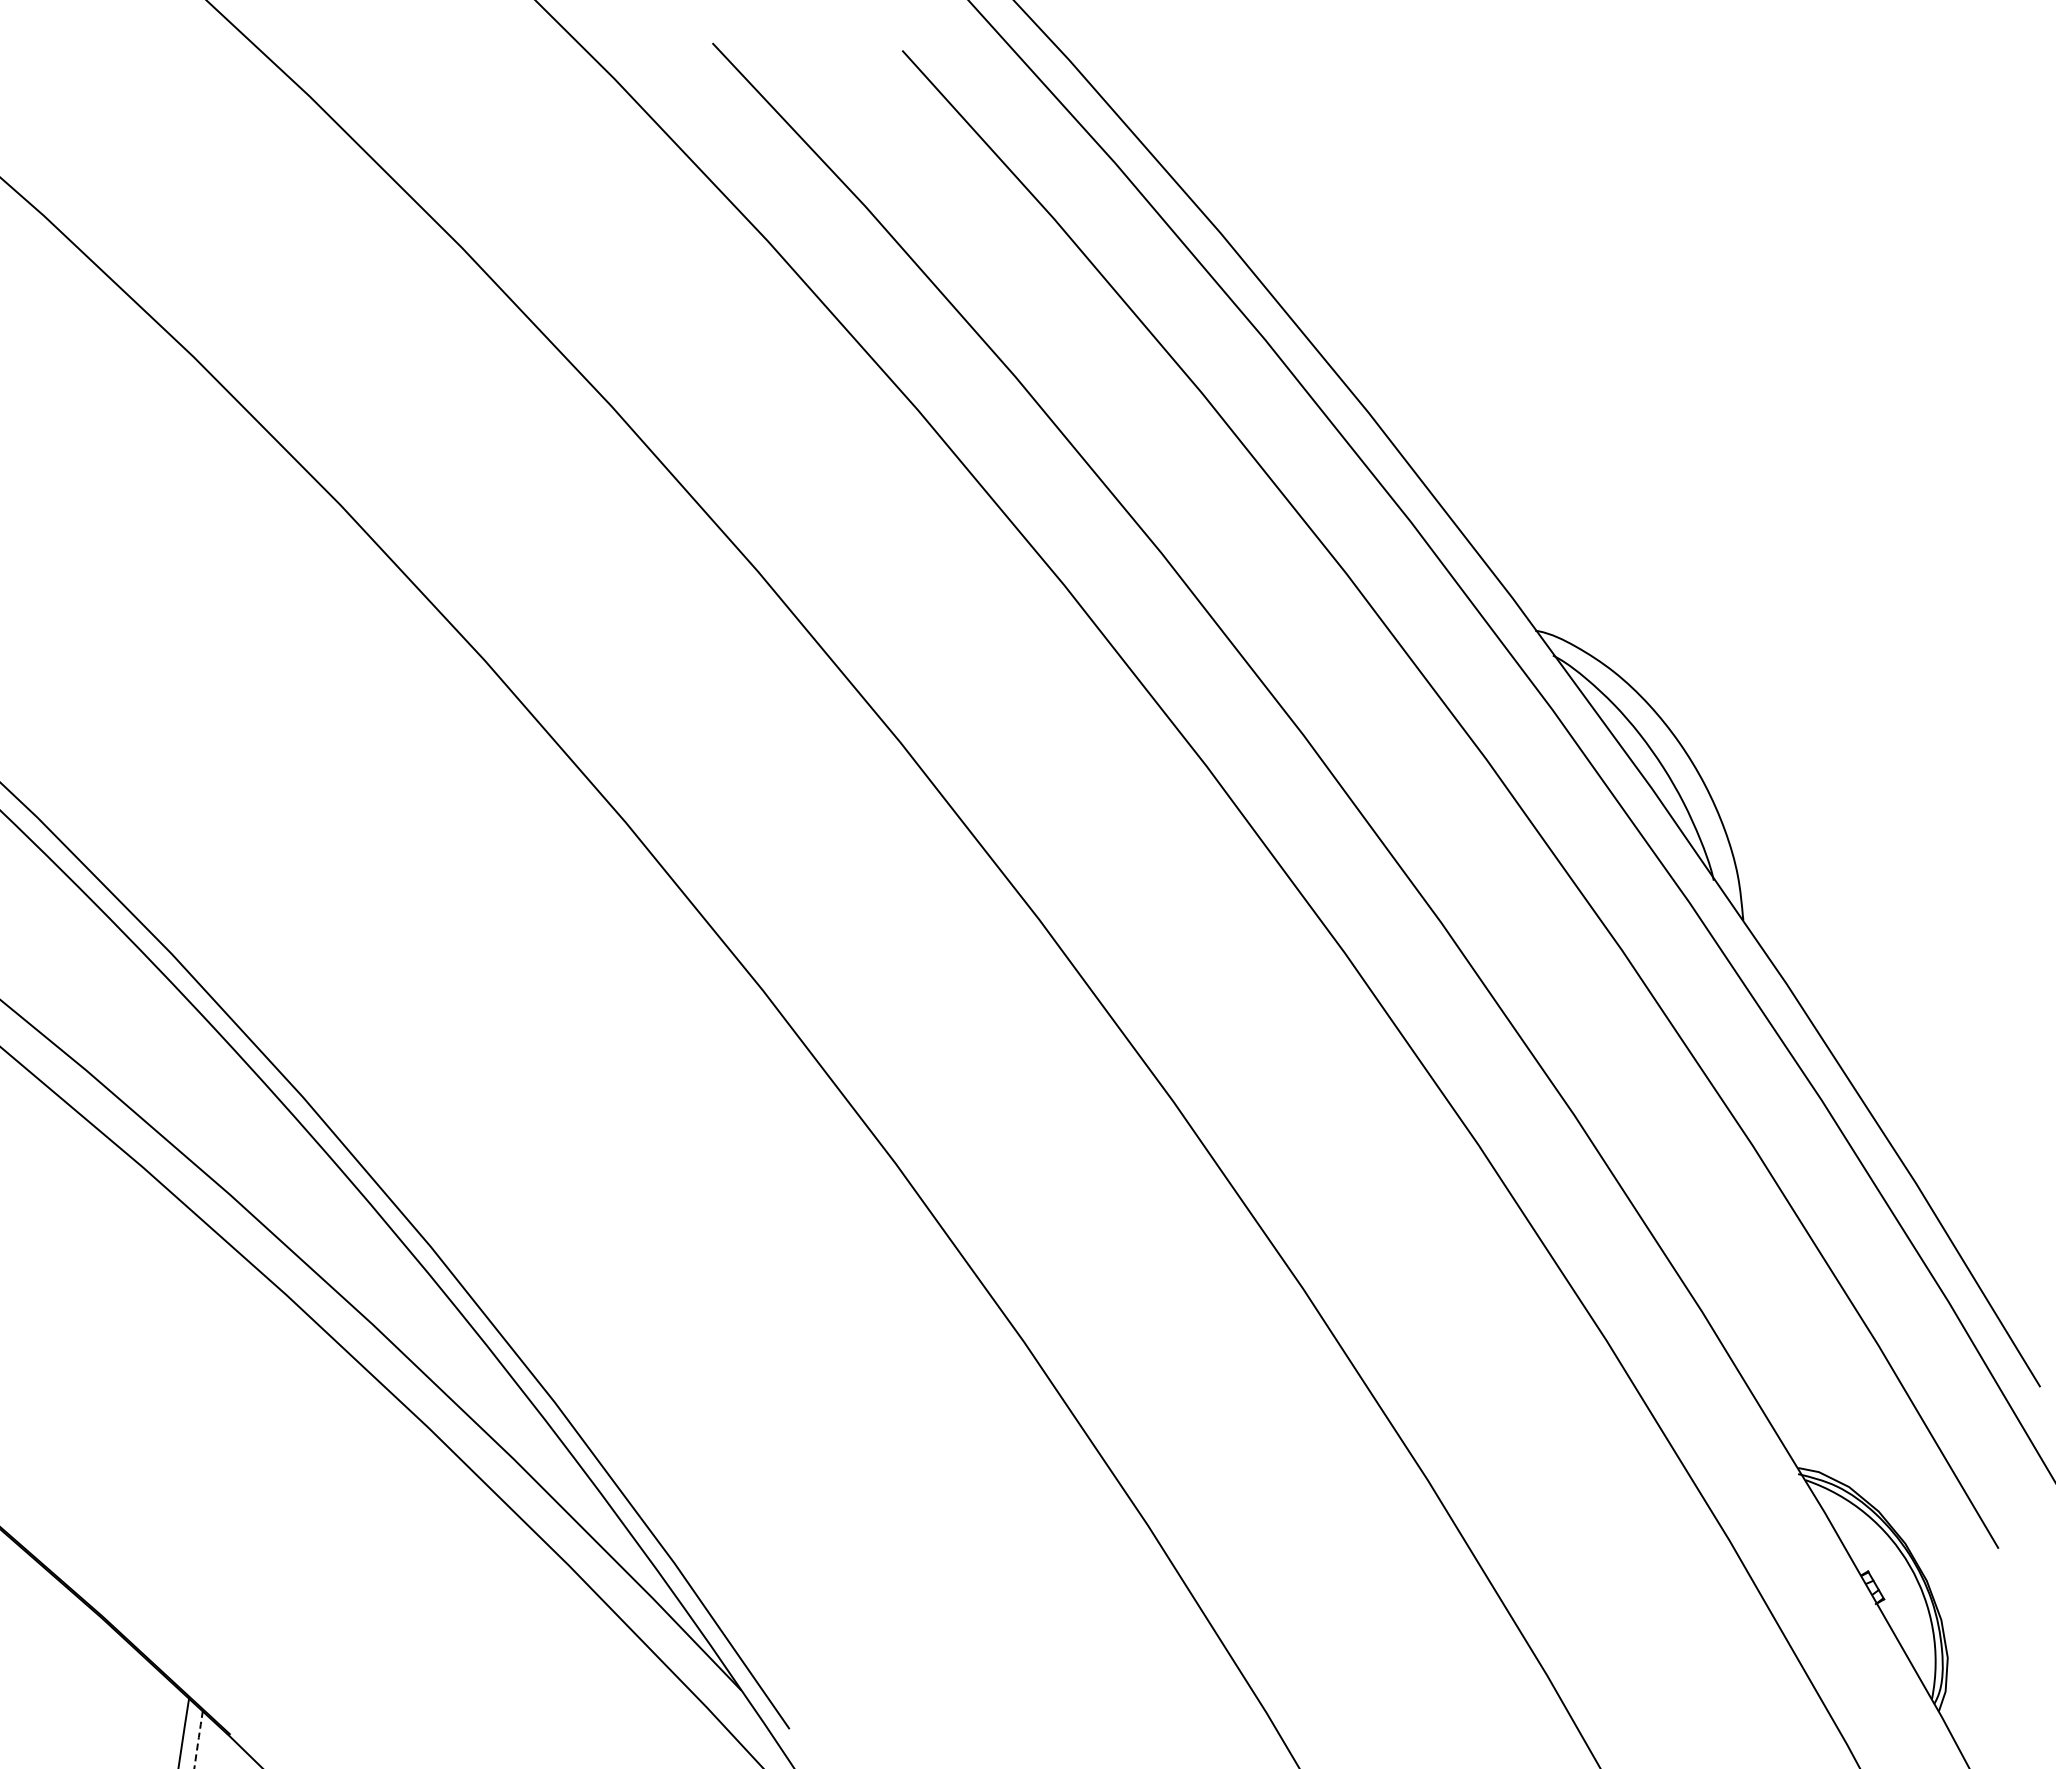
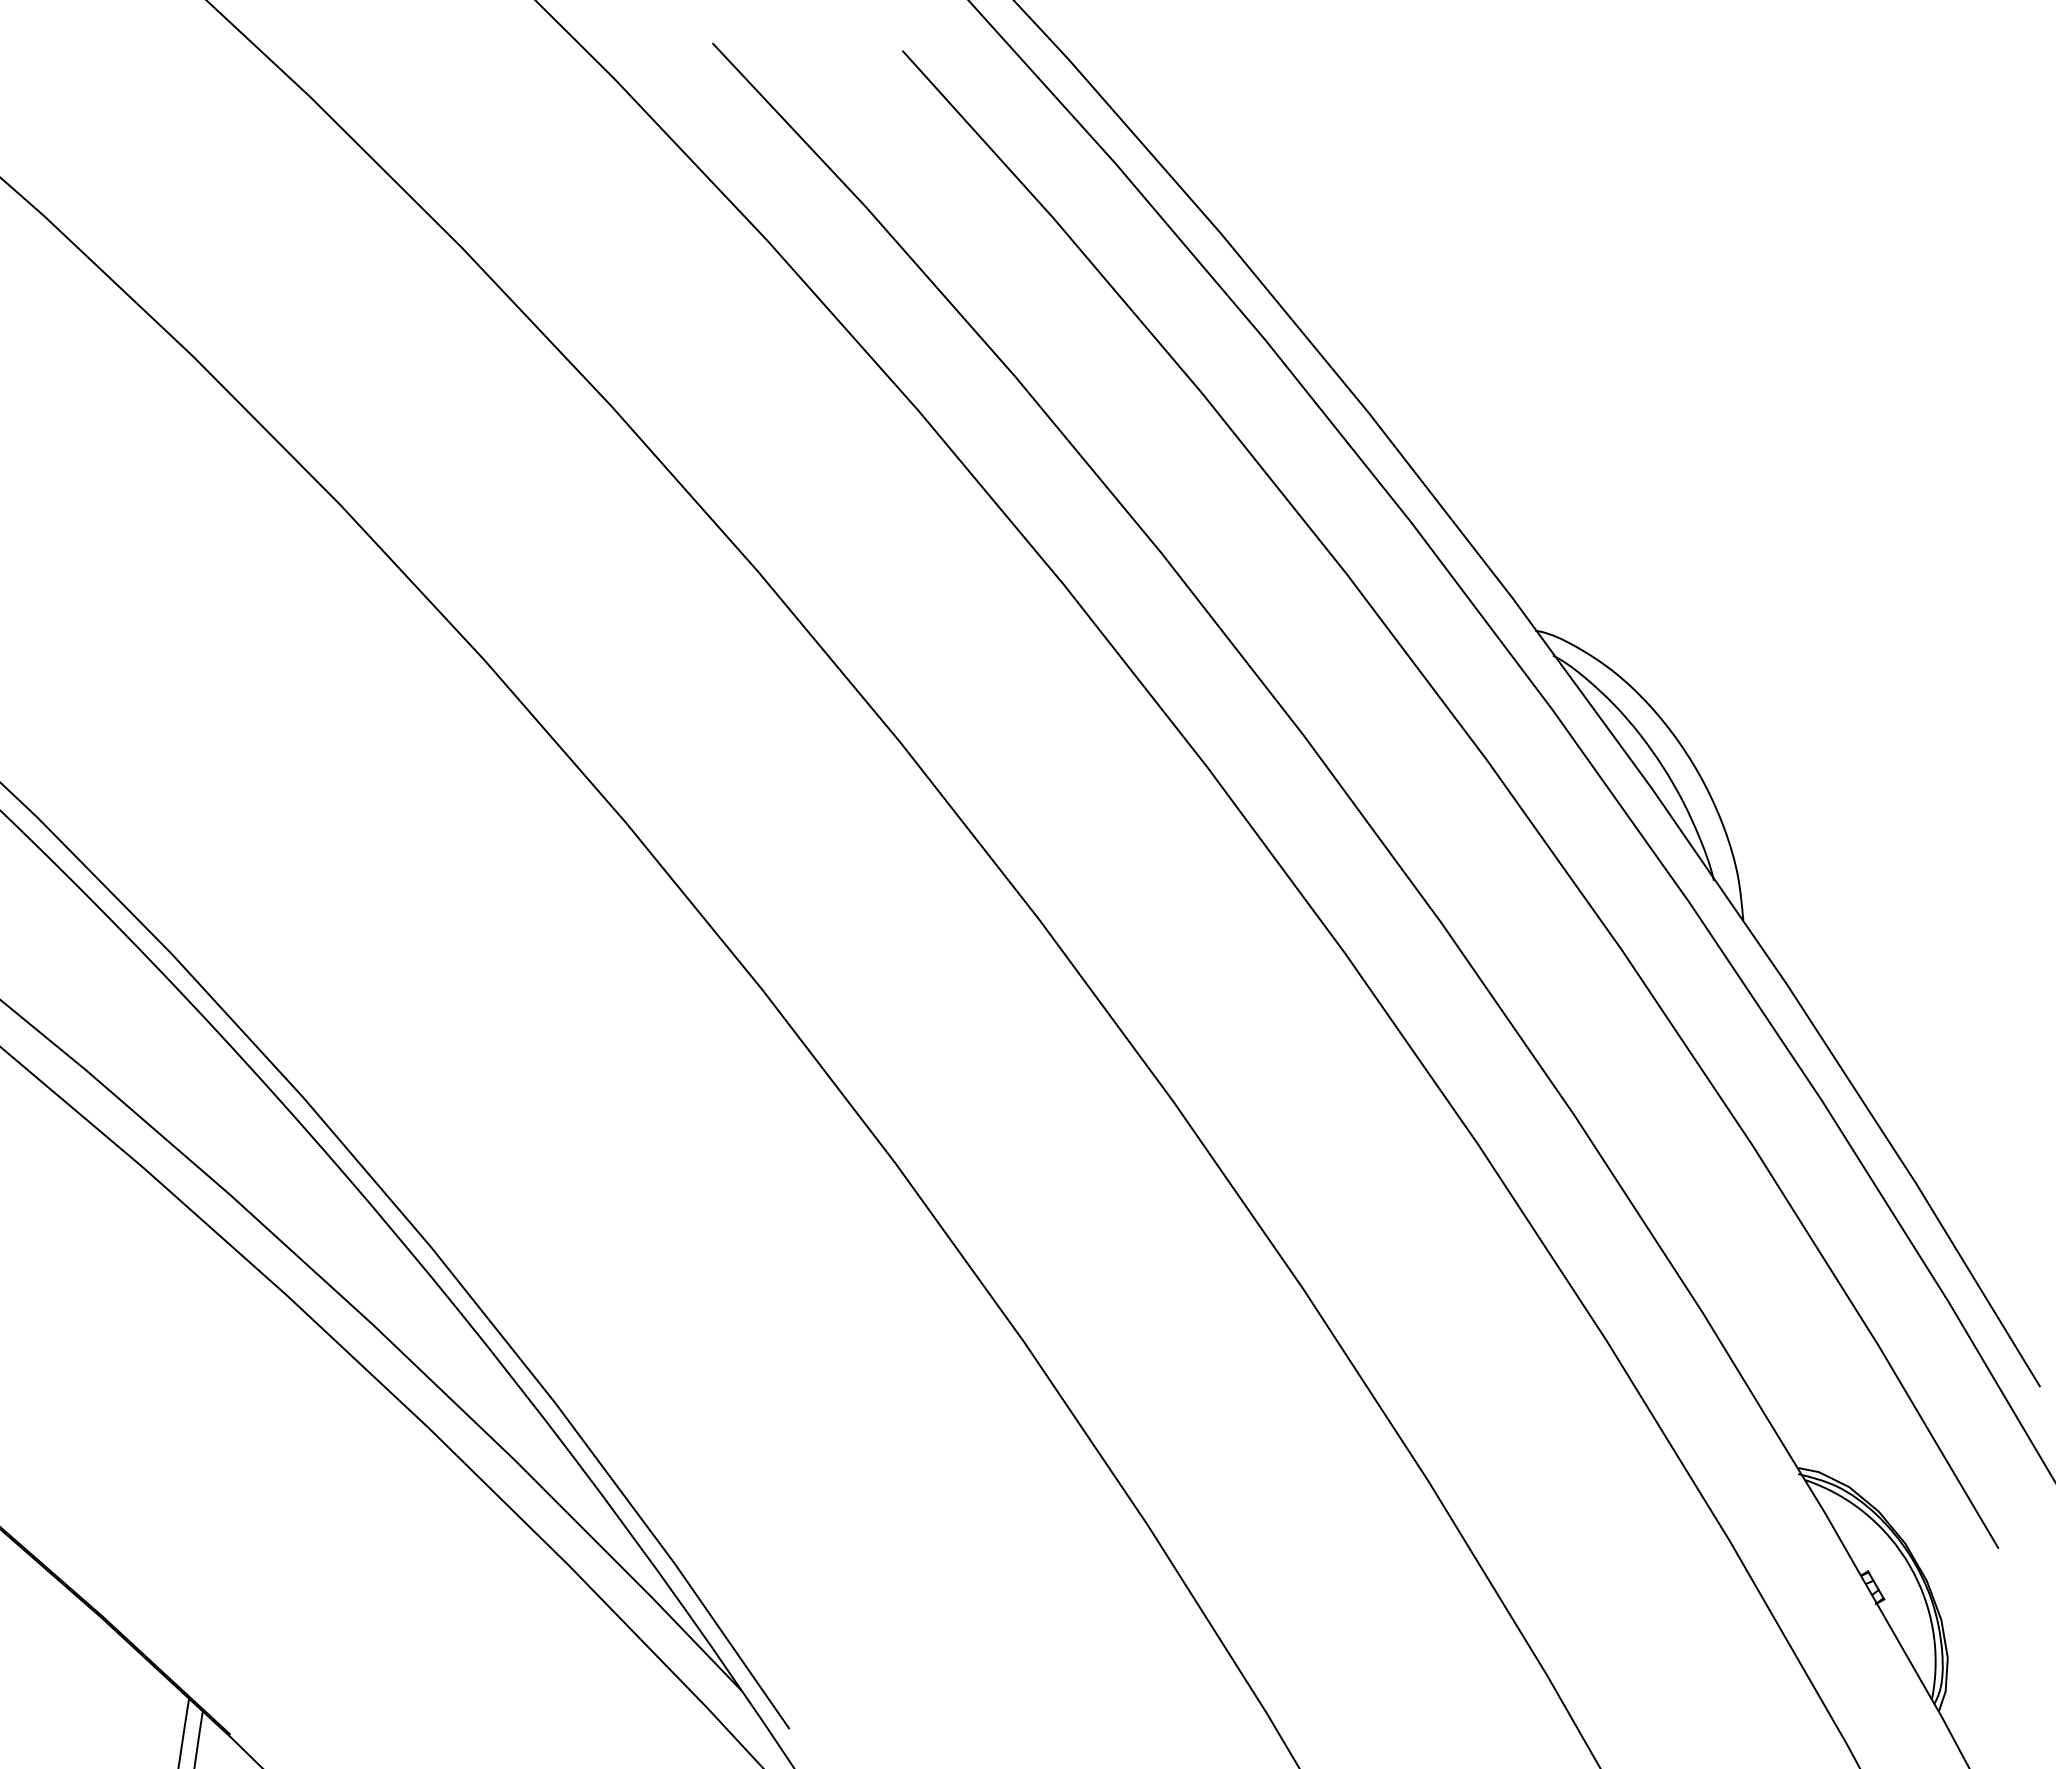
arc: dashed -> solid (198, 1740)
